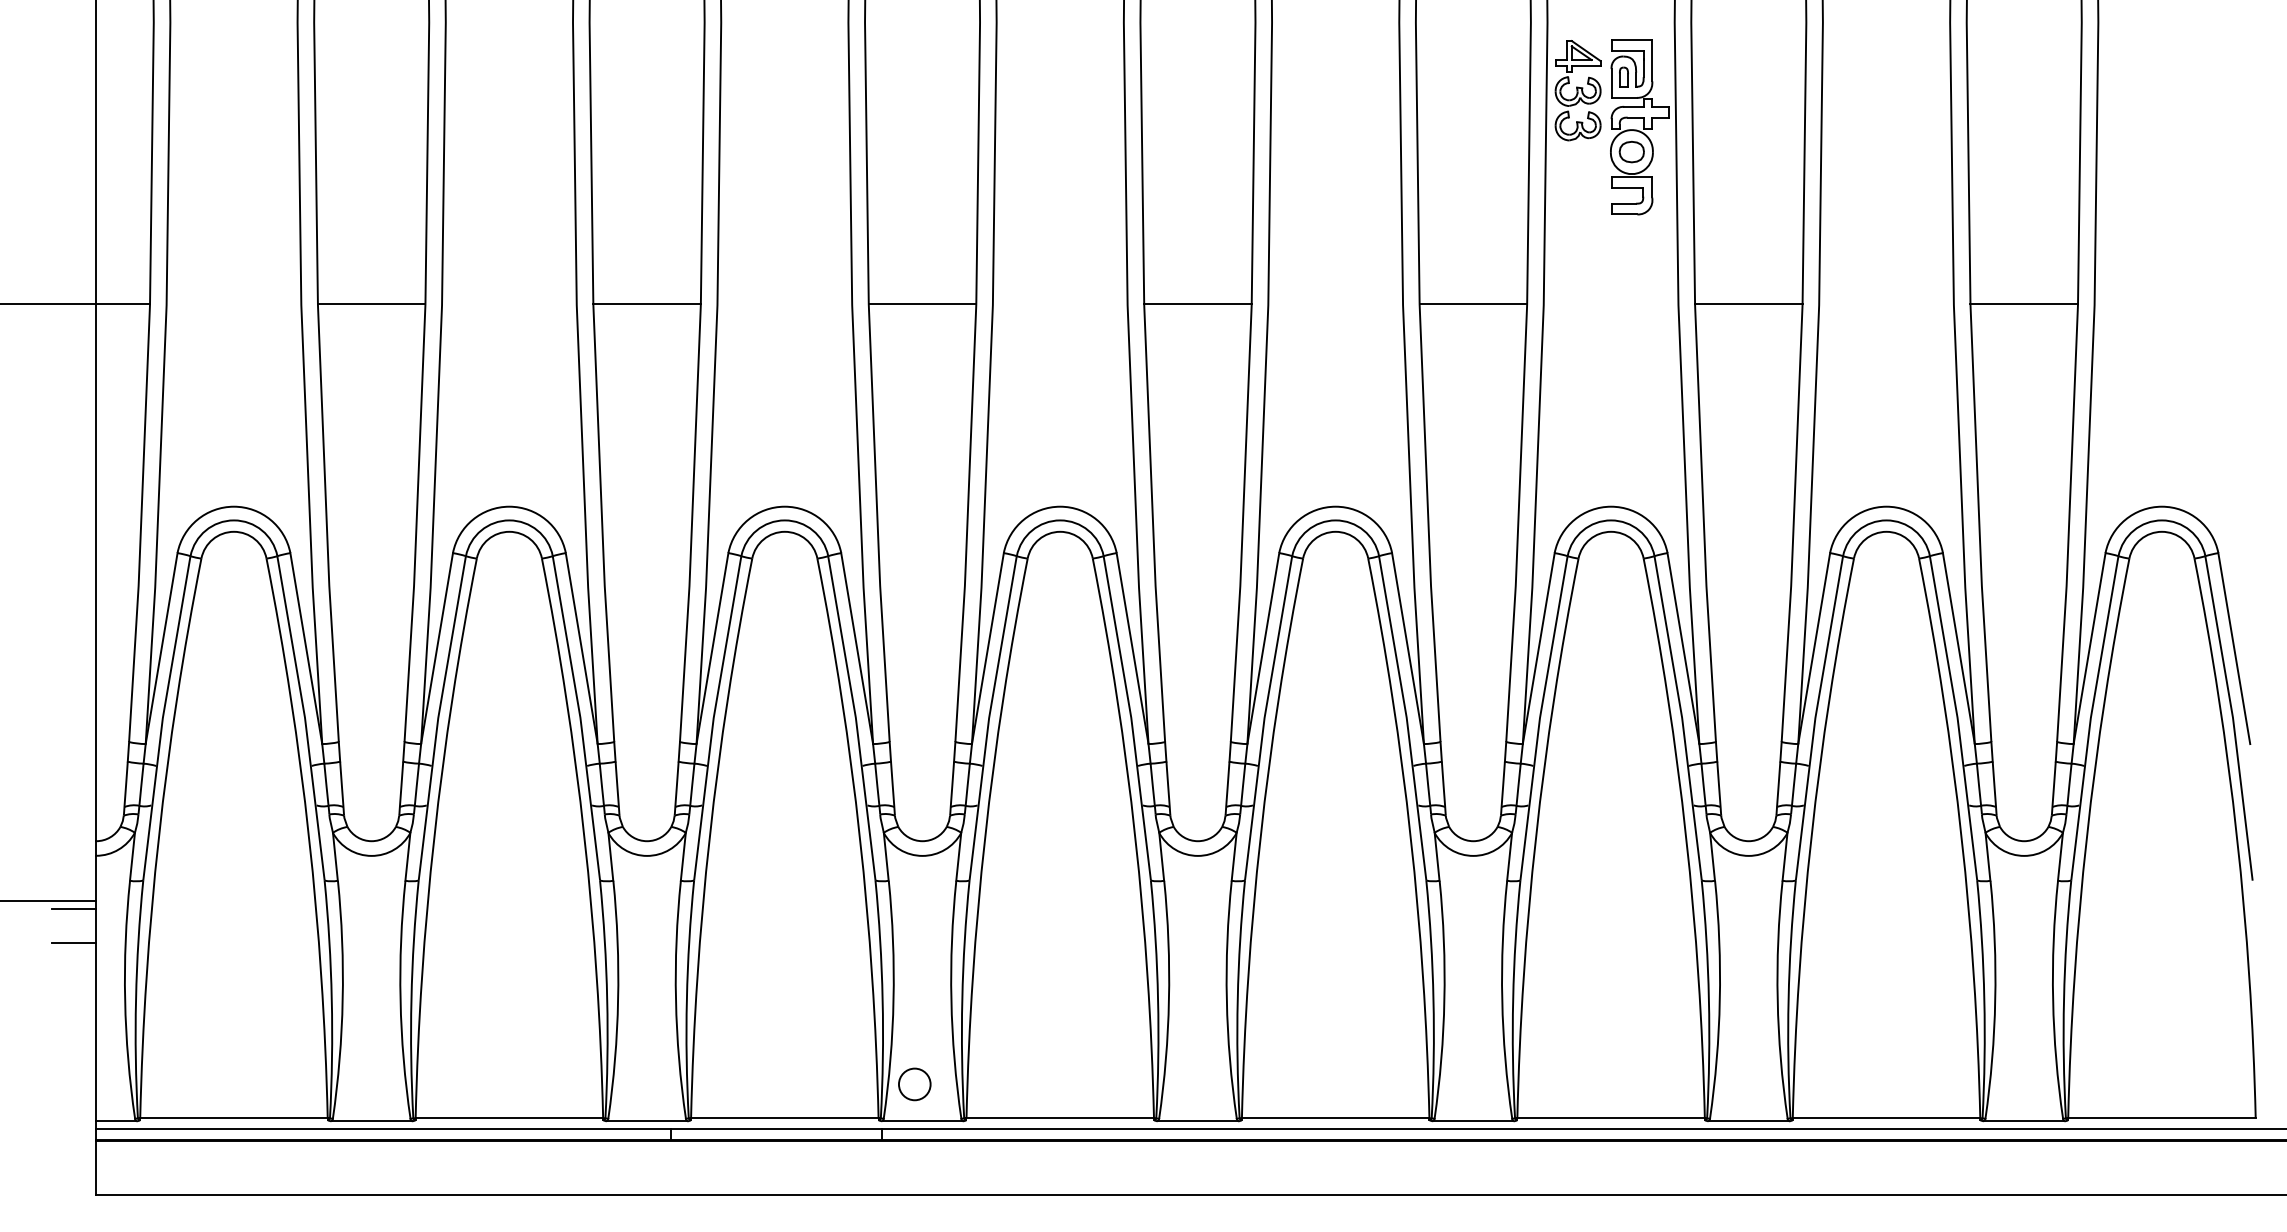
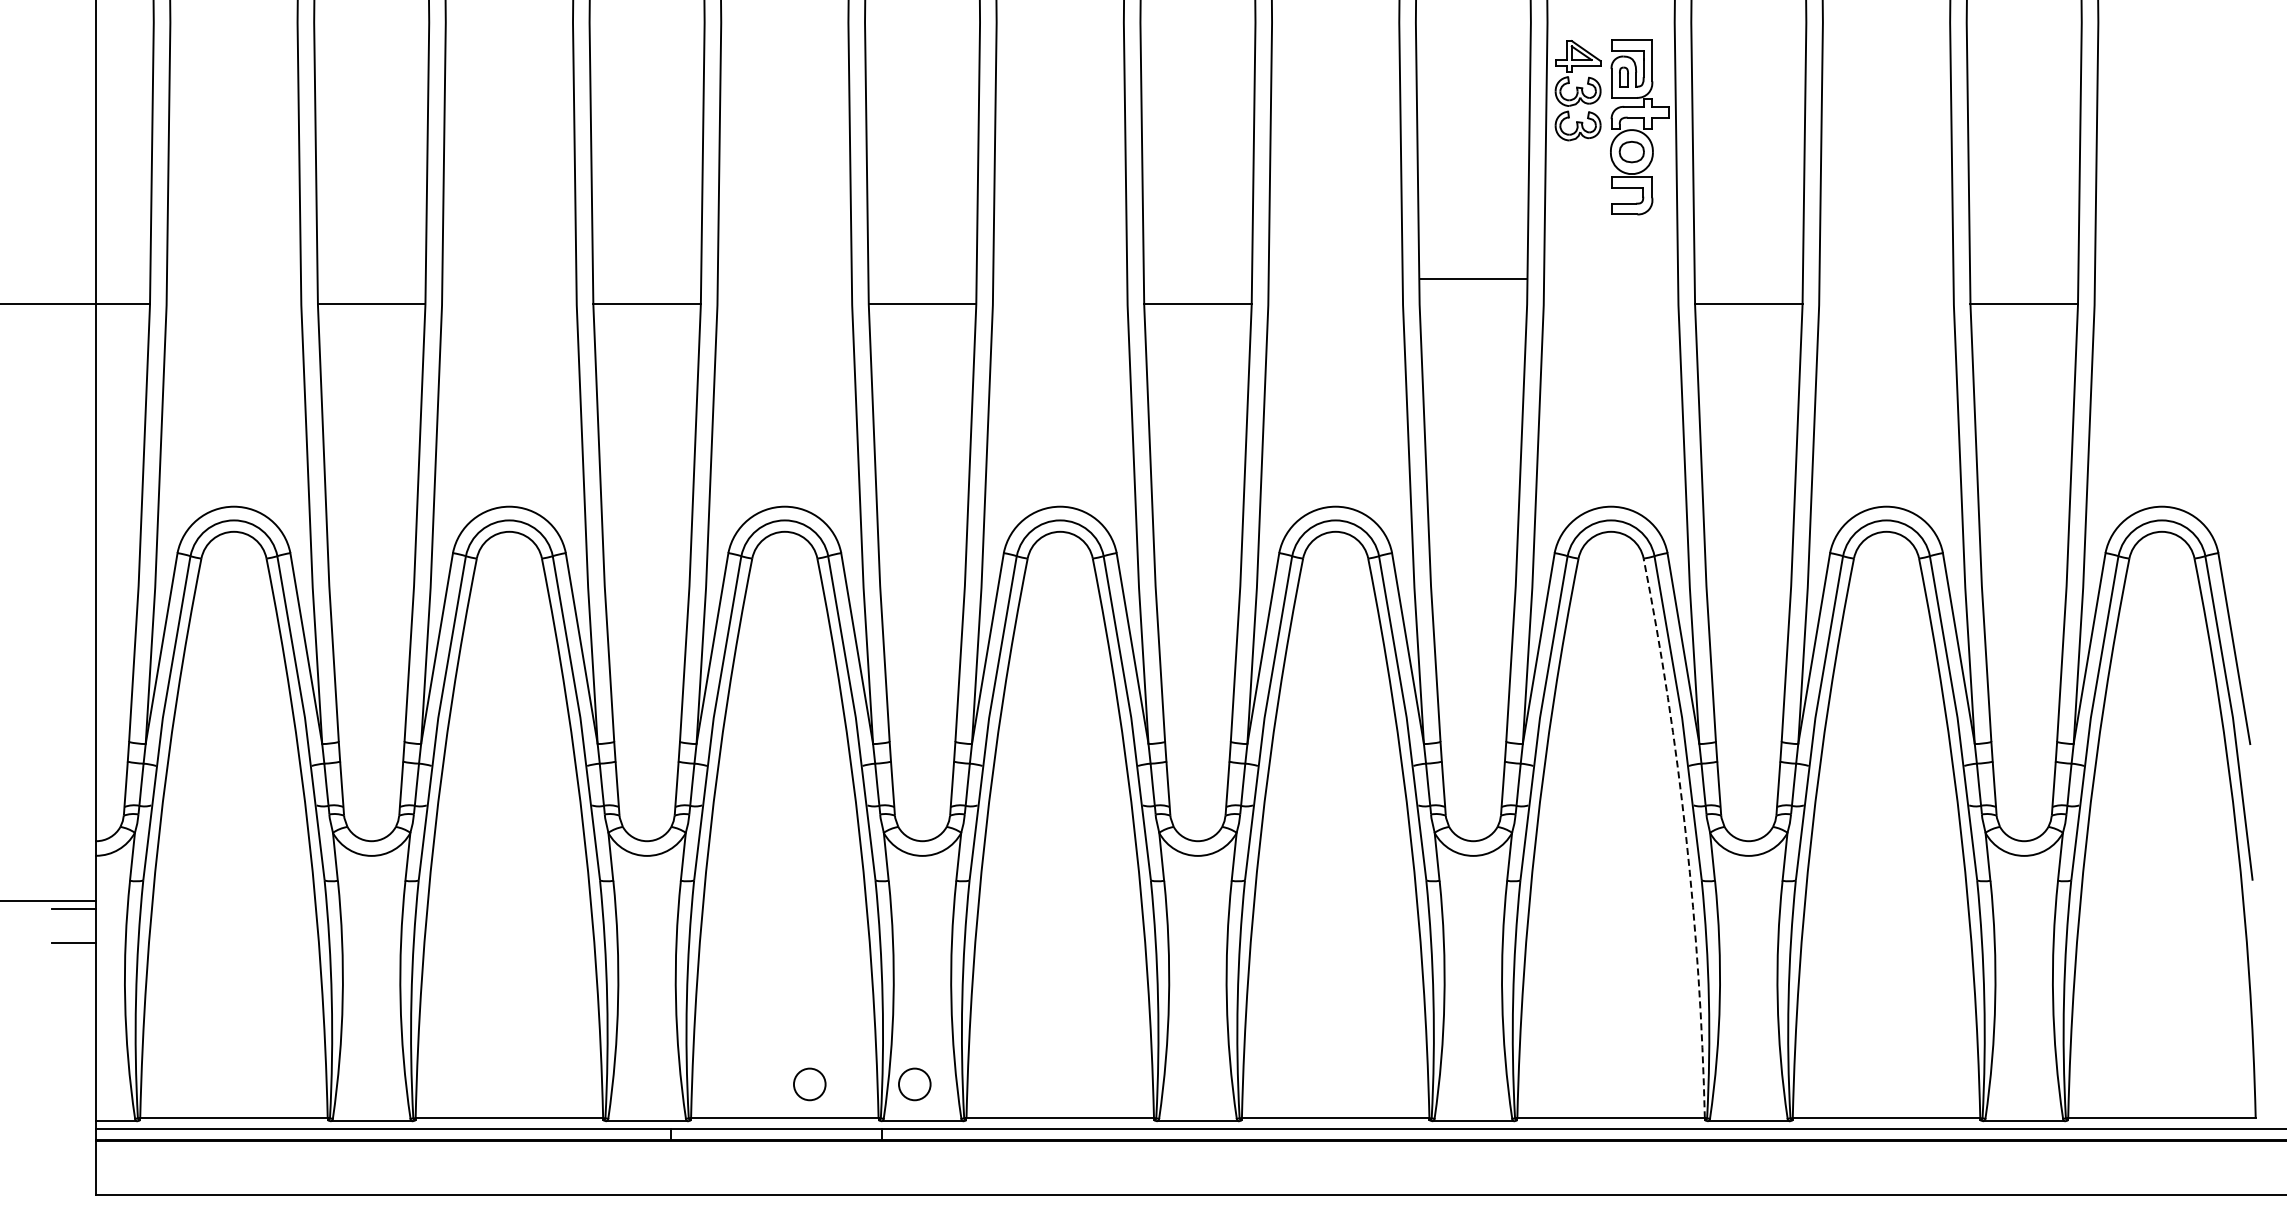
line position: (1473, 303) -> (1473, 278) (1473, 278)
arc: solid -> dashed (1686, 837)
circle: none -> present (809, 1084)
